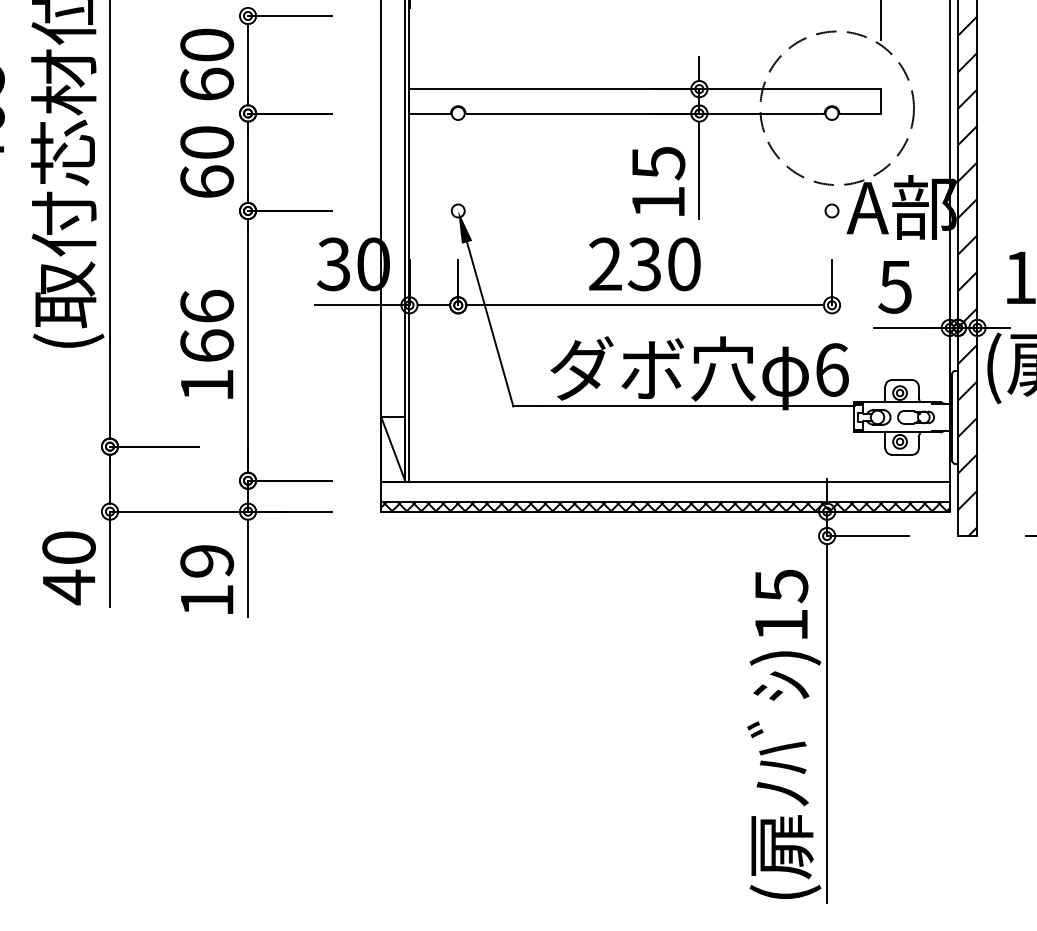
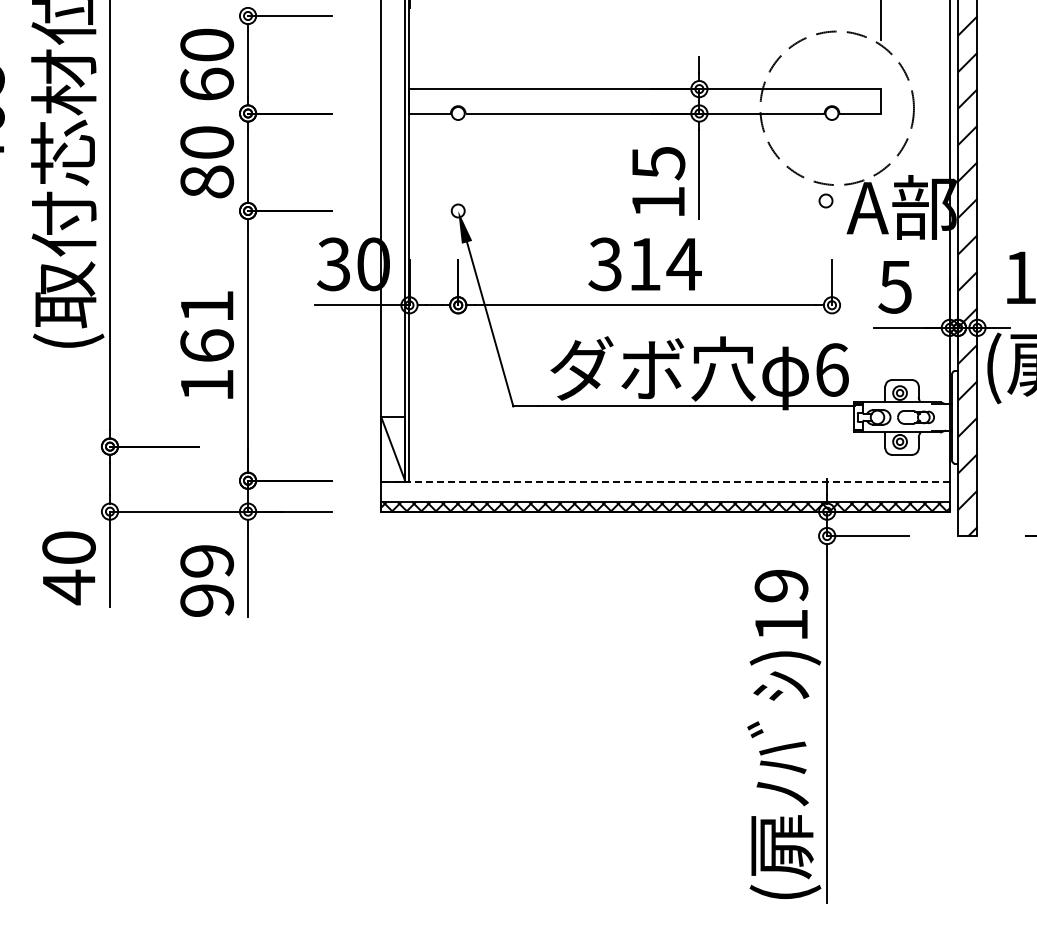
text: 60 -> 80 (206, 181)
circle position: (831, 210) -> (825, 200) (825, 200)
text: 230 -> 314 (644, 264)
text: 166 -> 161 (207, 305)
line: solid -> dashed (664, 481)
text: )15 -> )19 (781, 586)
text: 19 -> 99 (207, 600)
